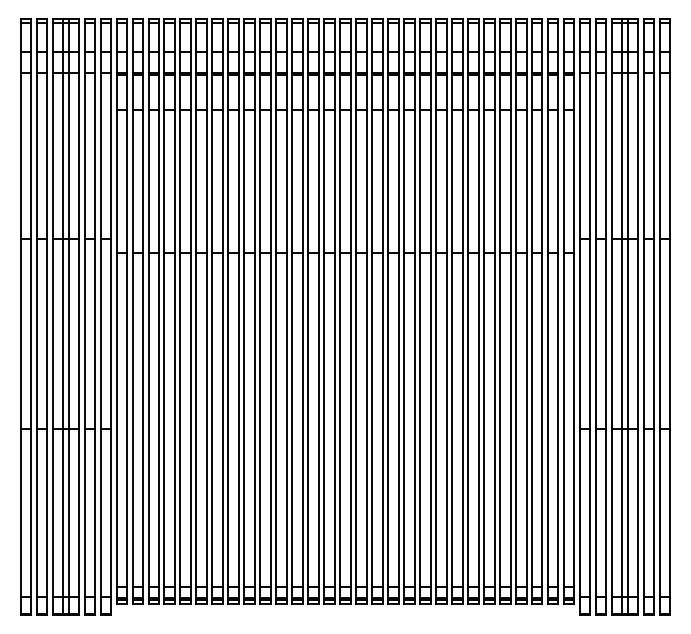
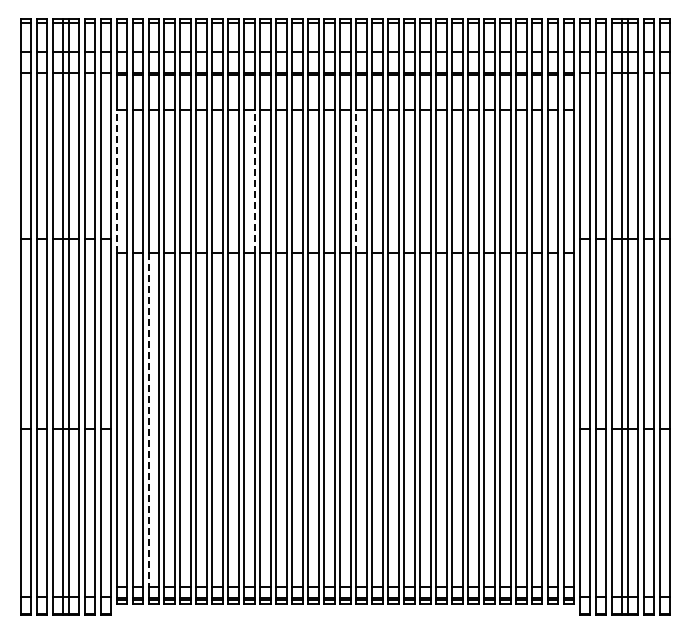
line: solid -> dashed (116, 181)
line: solid -> dashed (254, 181)
line: solid -> dashed (356, 181)
line: solid -> dashed (148, 420)
